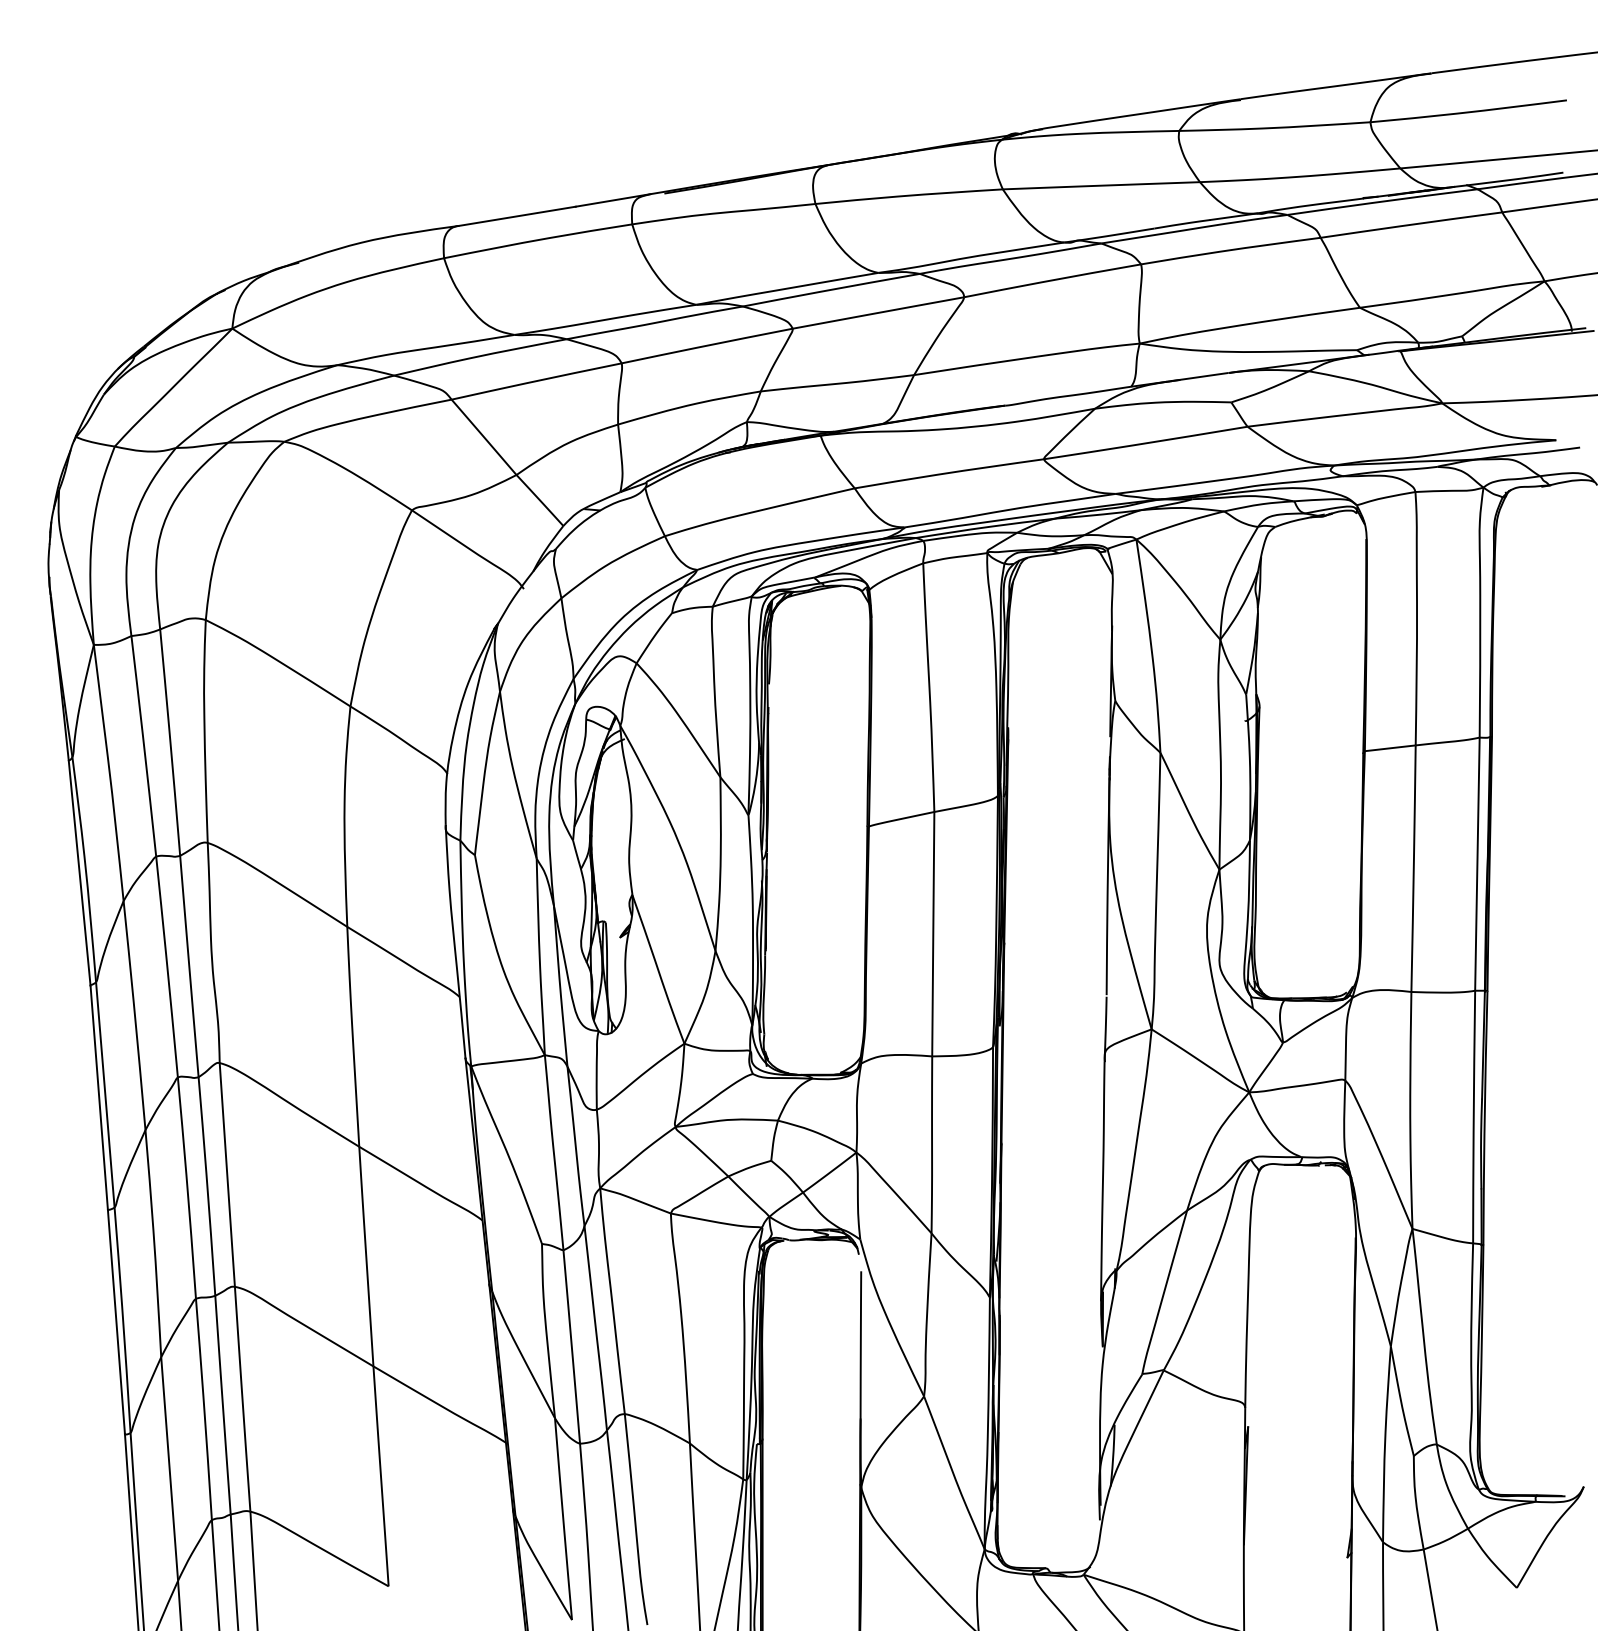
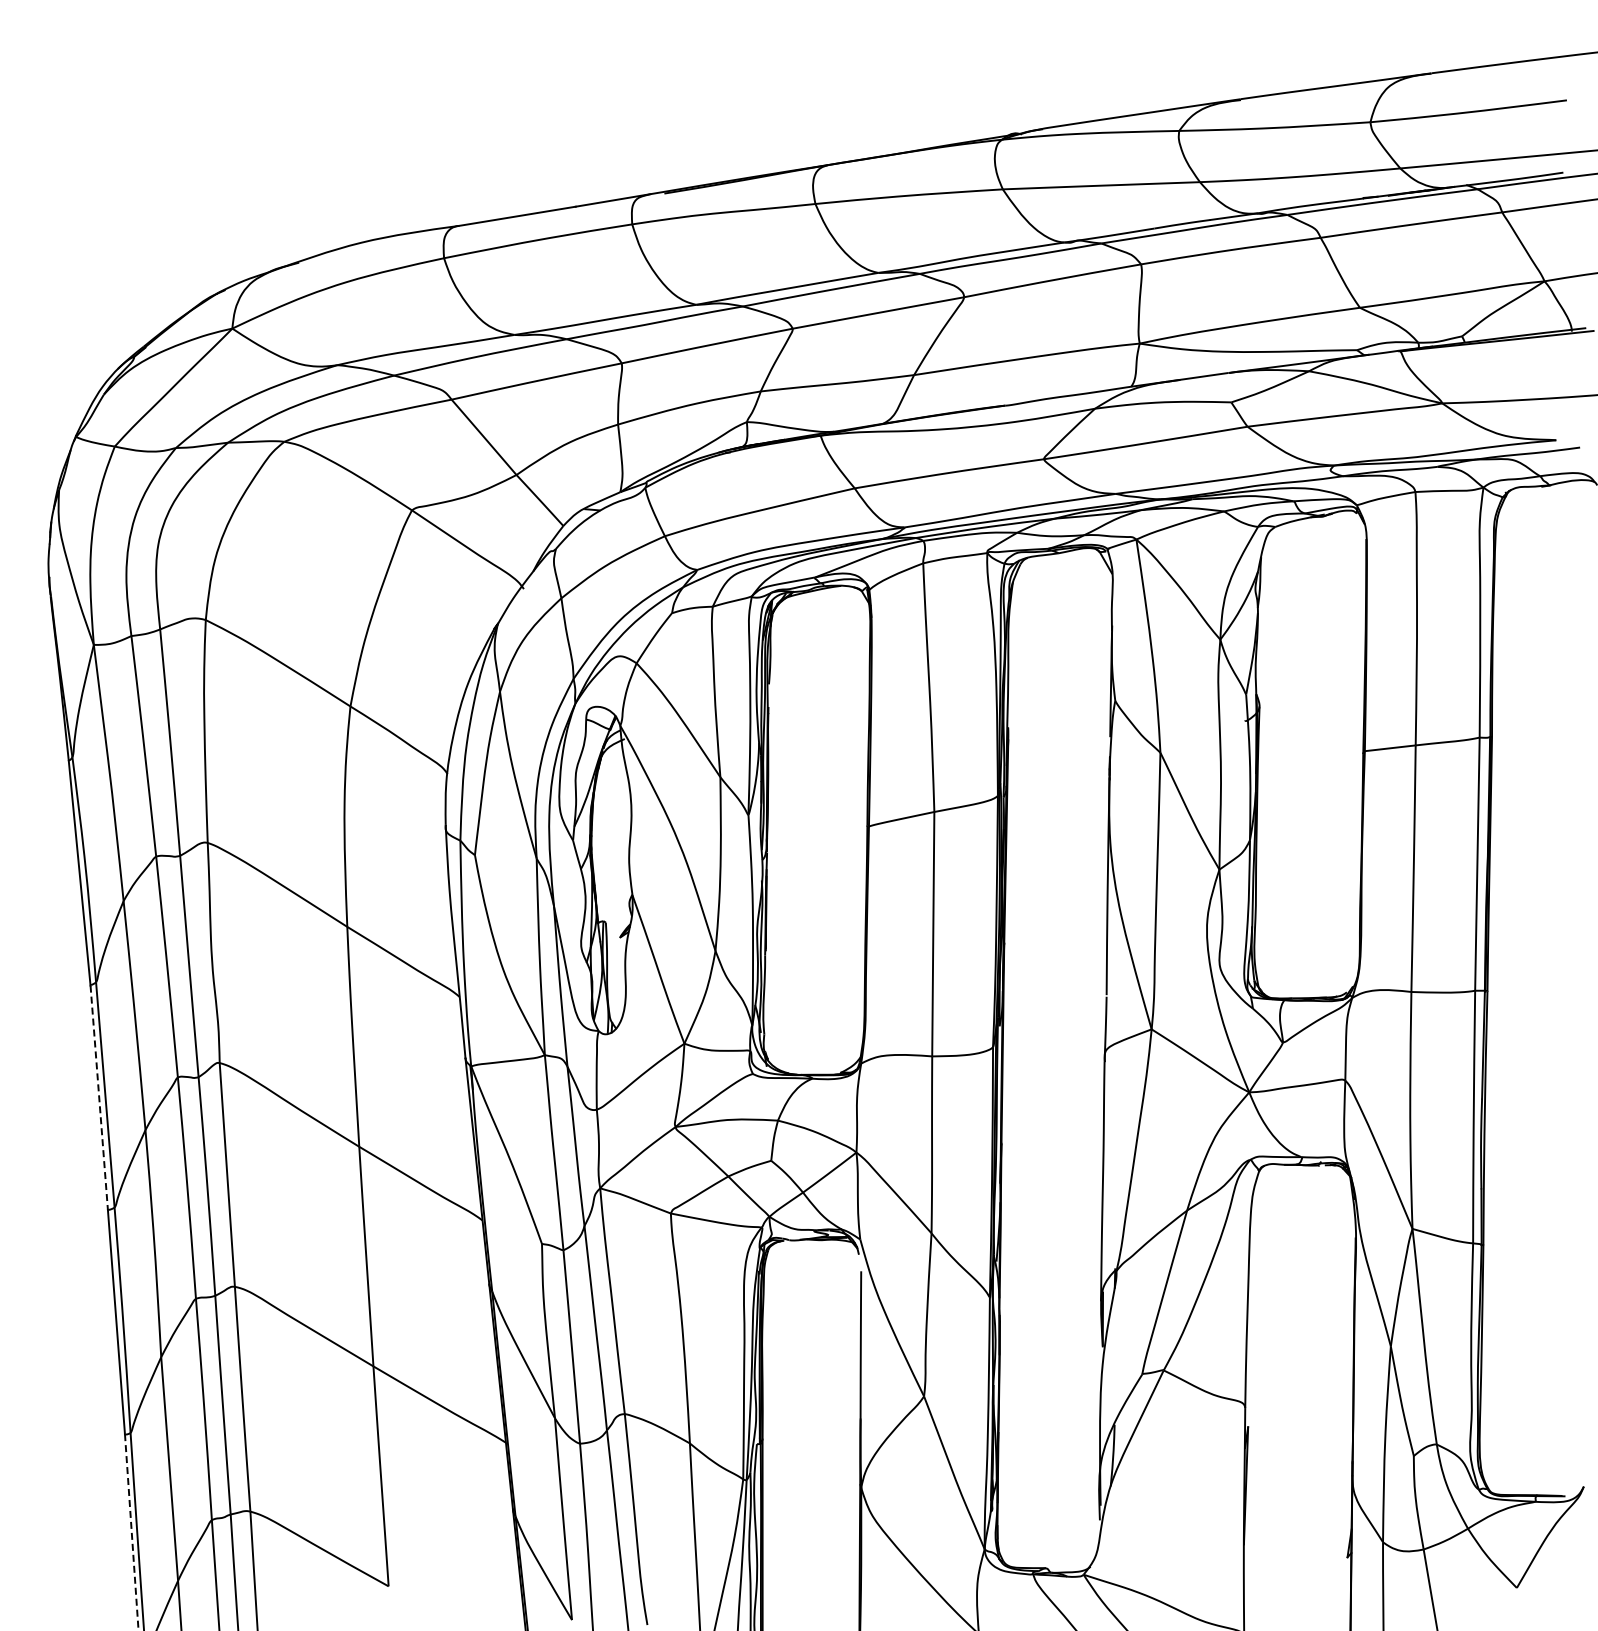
line: solid -> dashed (99, 1097)
line: solid -> dashed (131, 1532)
